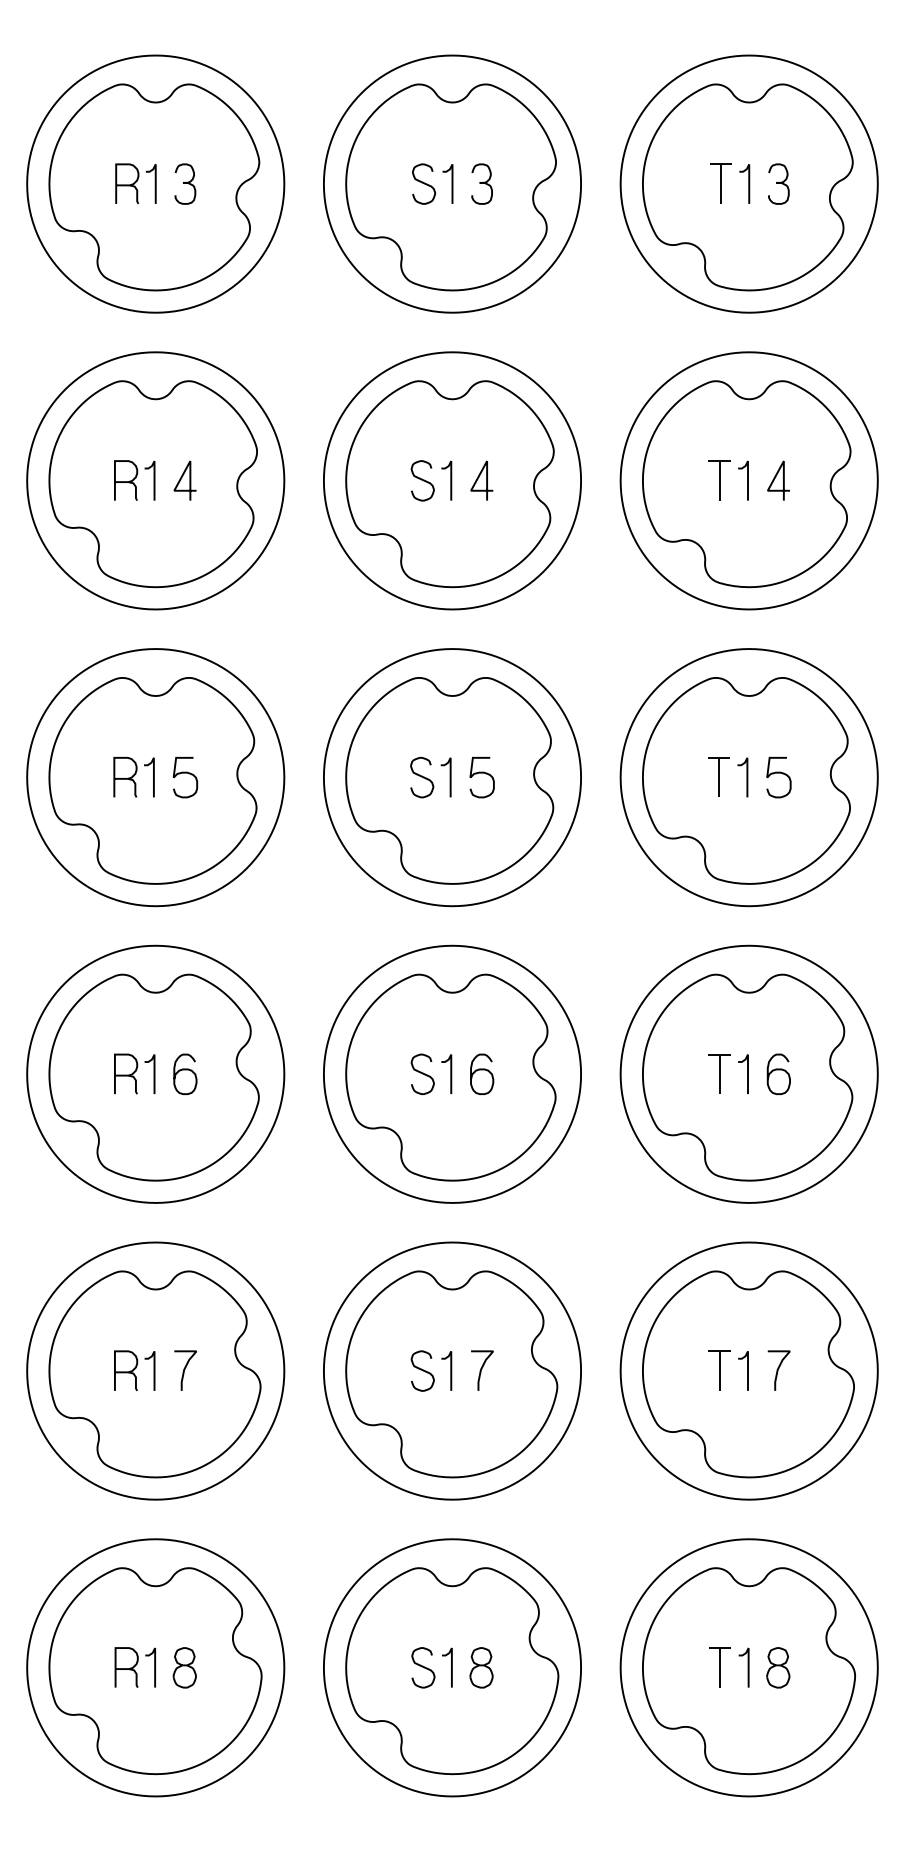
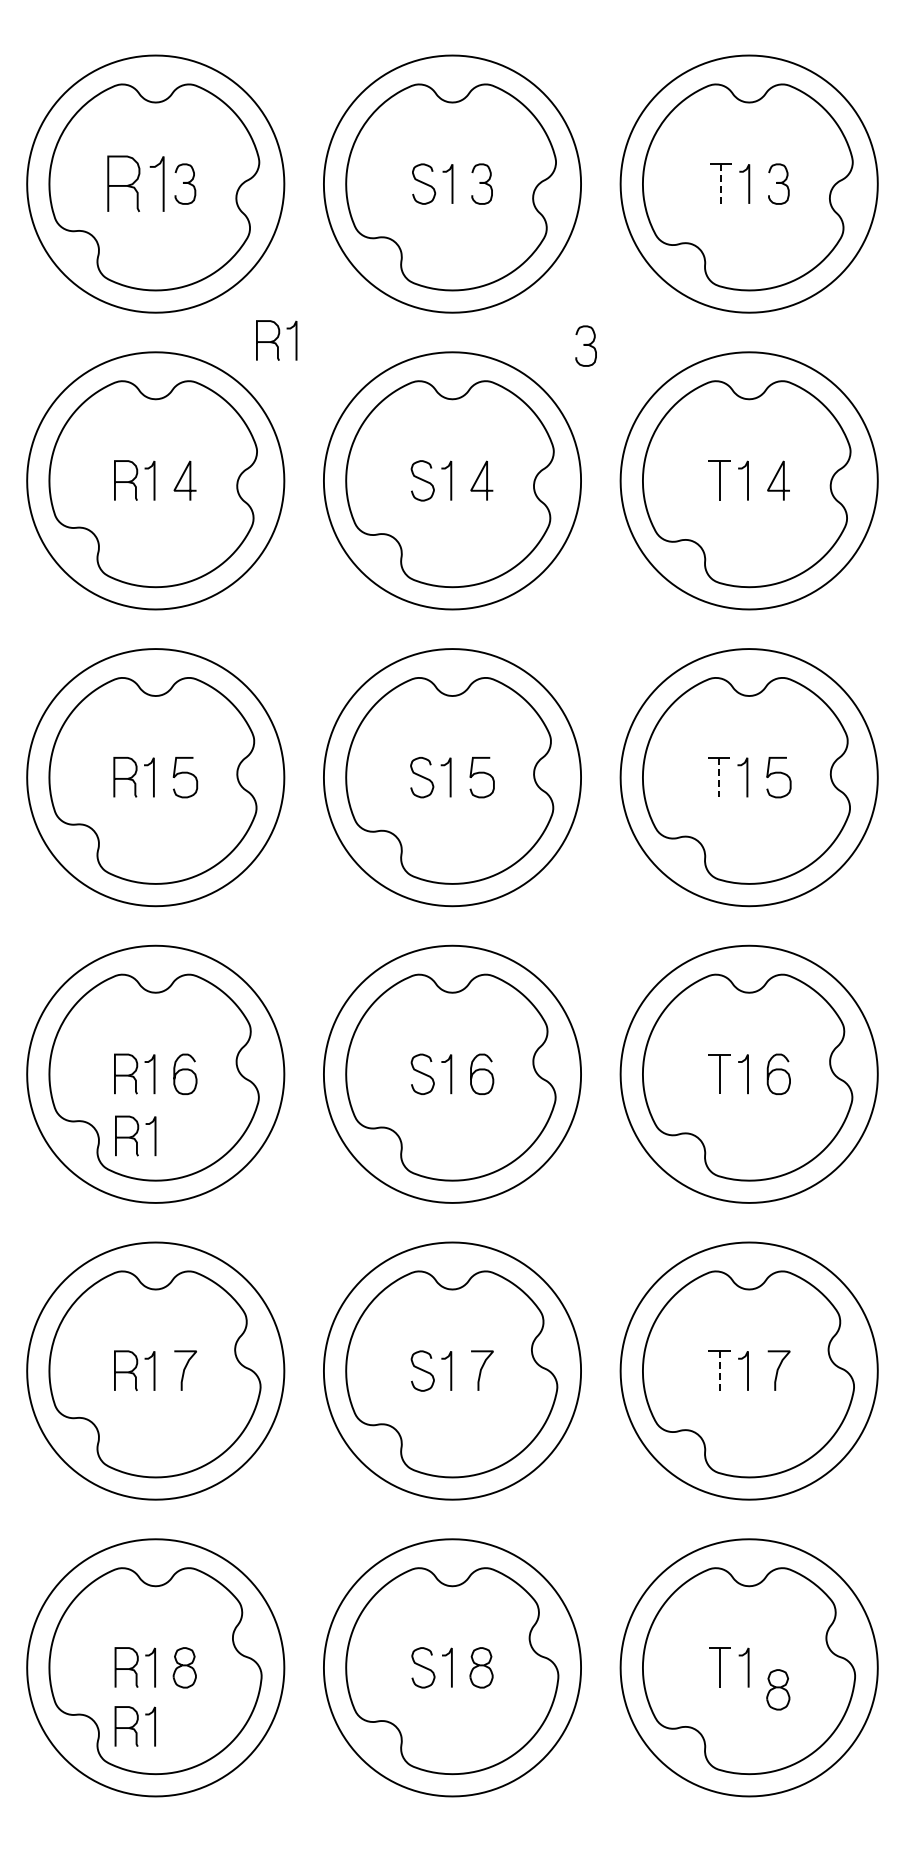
part size: 42x42 px -> 58x58 px (135, 183)
line: solid -> dashed (720, 184)
part: none -> present (276, 340)
curve: none -> present (585, 345)
line: solid -> dashed (718, 777)
part: none -> present (135, 1135)
line: solid -> dashed (719, 1371)
part position: (778, 1667) -> (778, 1689) (778, 1689)
part: none -> present (134, 1726)
